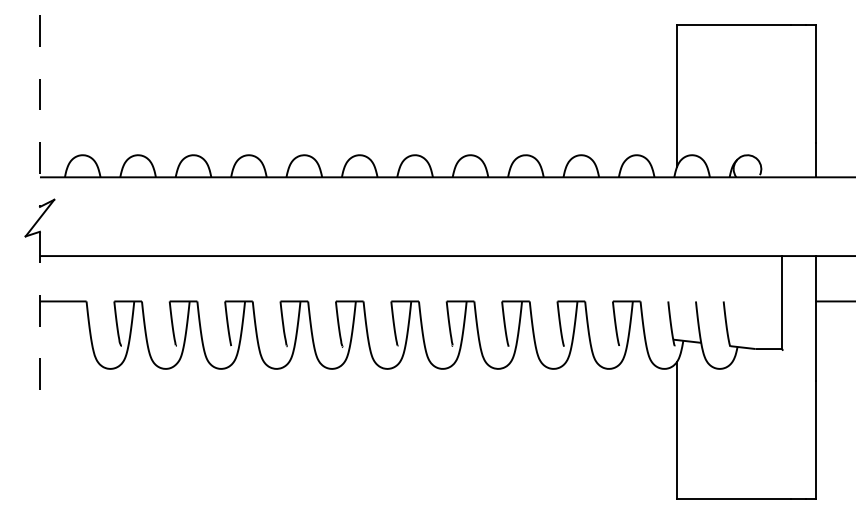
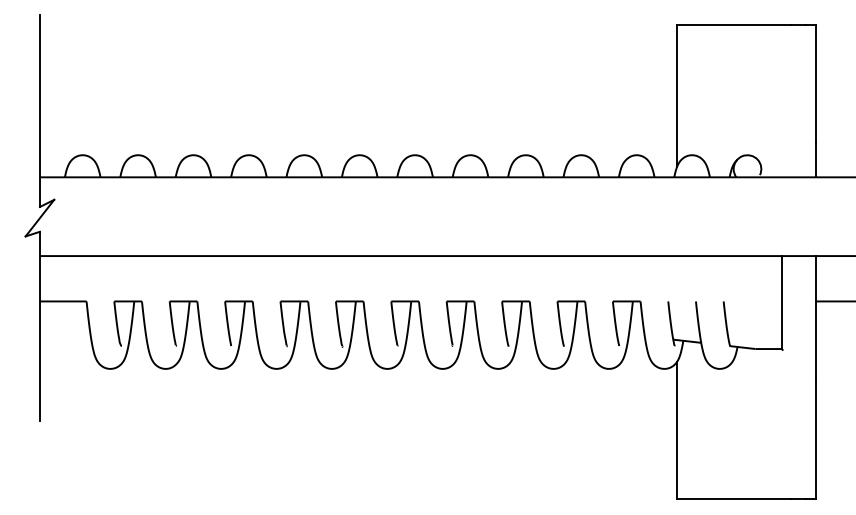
line: dashed -> solid (39, 111)
line: dashed -> solid (39, 326)
